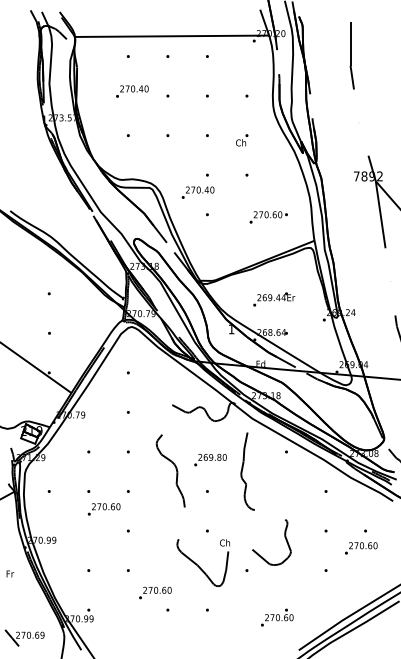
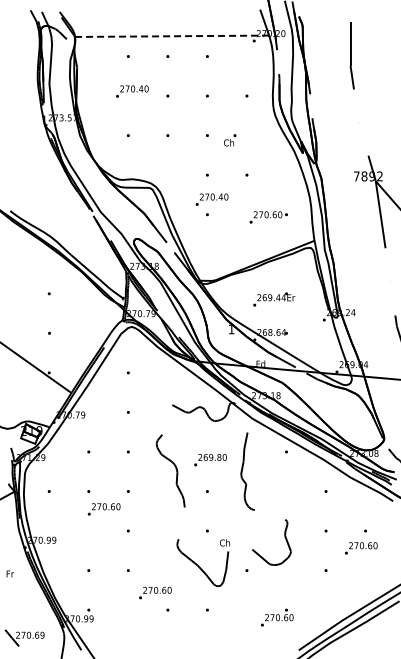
line: solid -> dashed (172, 36)
text position: (242, 140) -> (230, 140) (230, 140)
text position: (197, 192) -> (211, 199) (211, 199)
